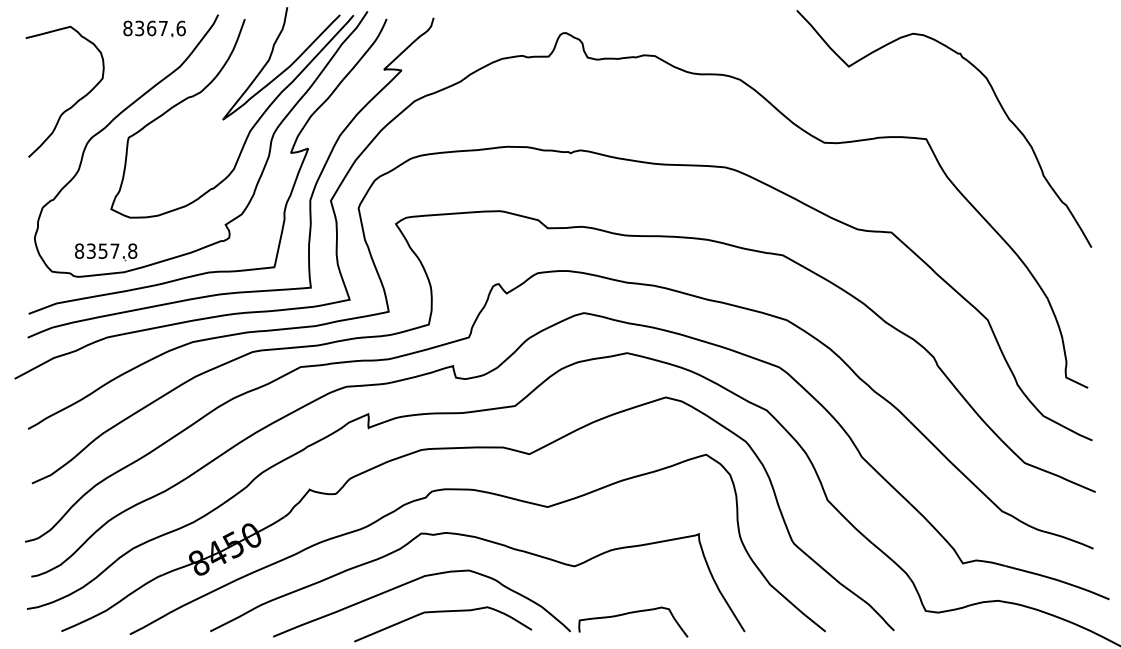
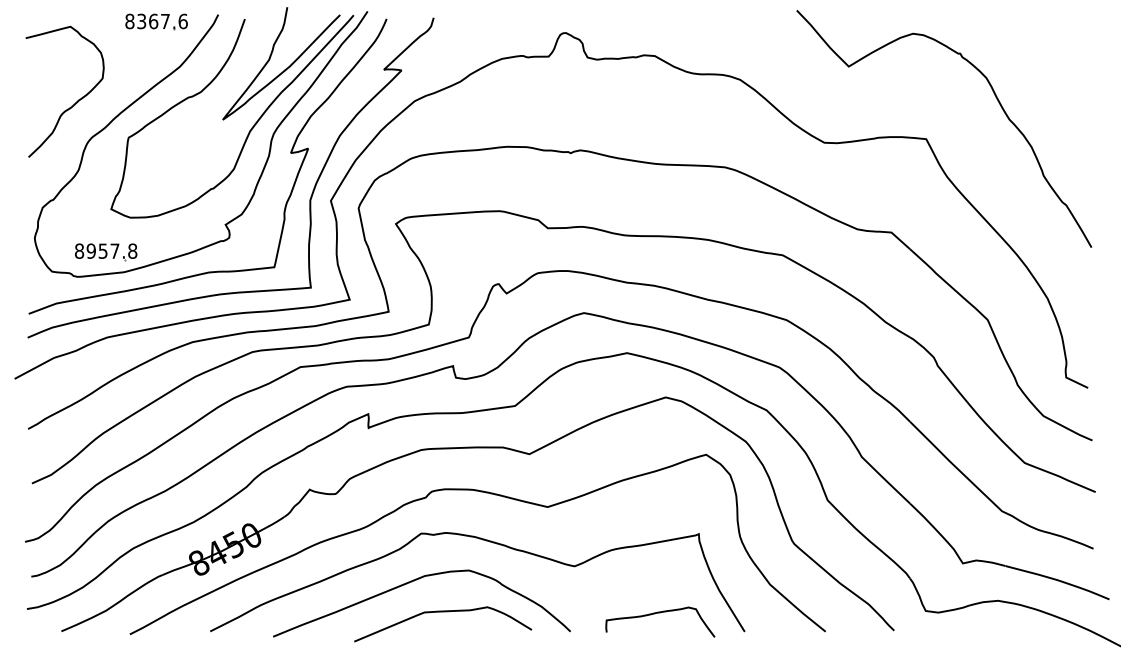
part position: (154, 28) -> (156, 21) (156, 21)
text: 8357.8 -> 8957.8 (90, 250)
curve position: (633, 613) -> (660, 613) (660, 613)
